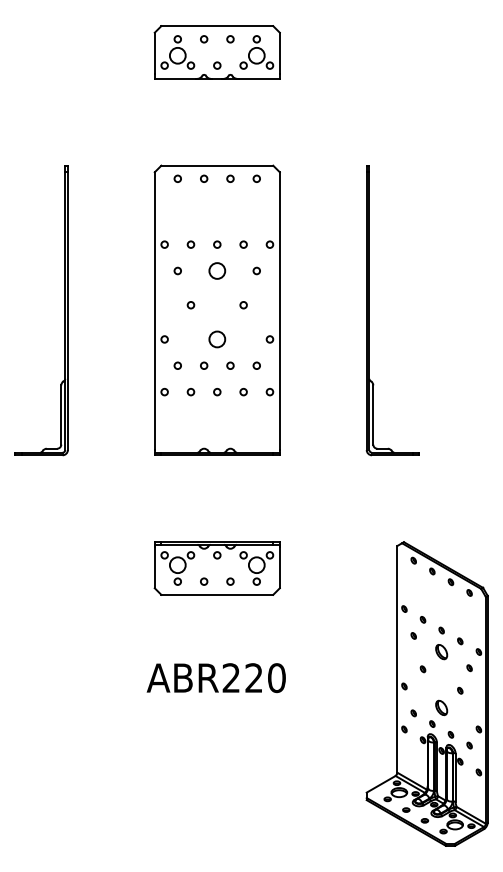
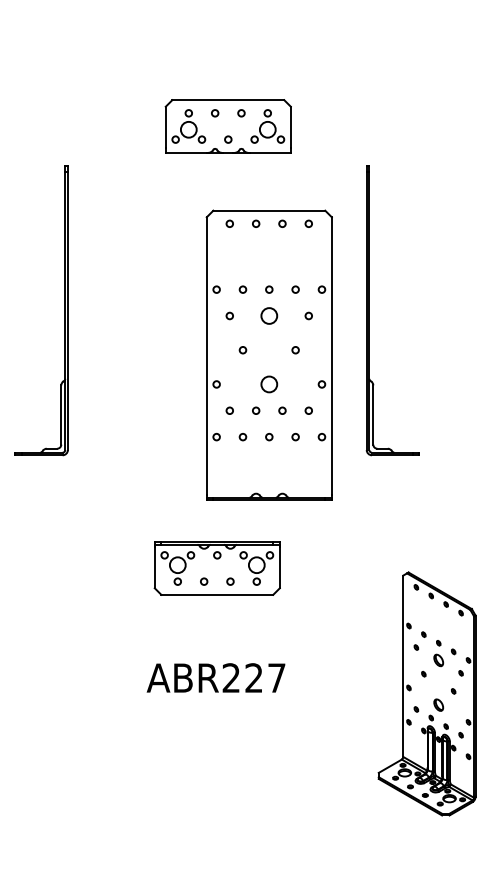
part position: (216, 52) -> (227, 126) (227, 126)
part position: (216, 309) -> (268, 354) (268, 354)
text: ABR220 -> ABR227 (276, 678)
part size: 124x306 px -> 100x246 px (426, 693)
